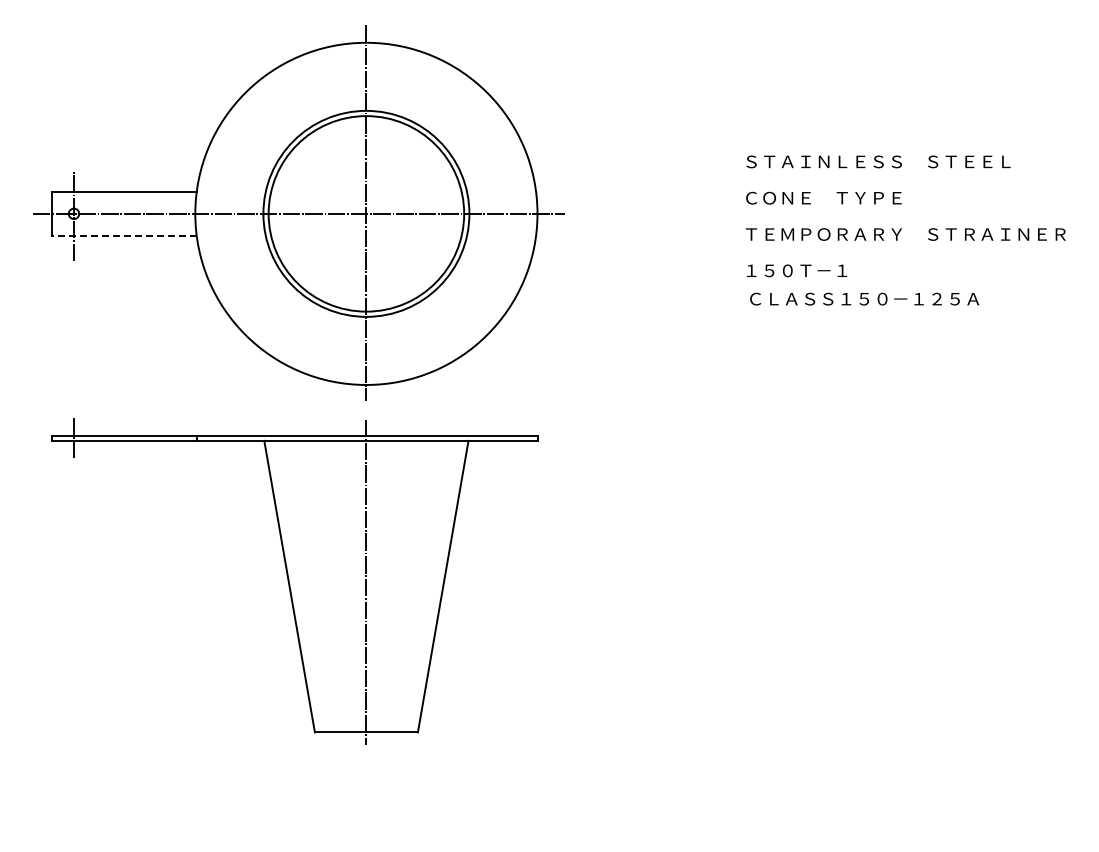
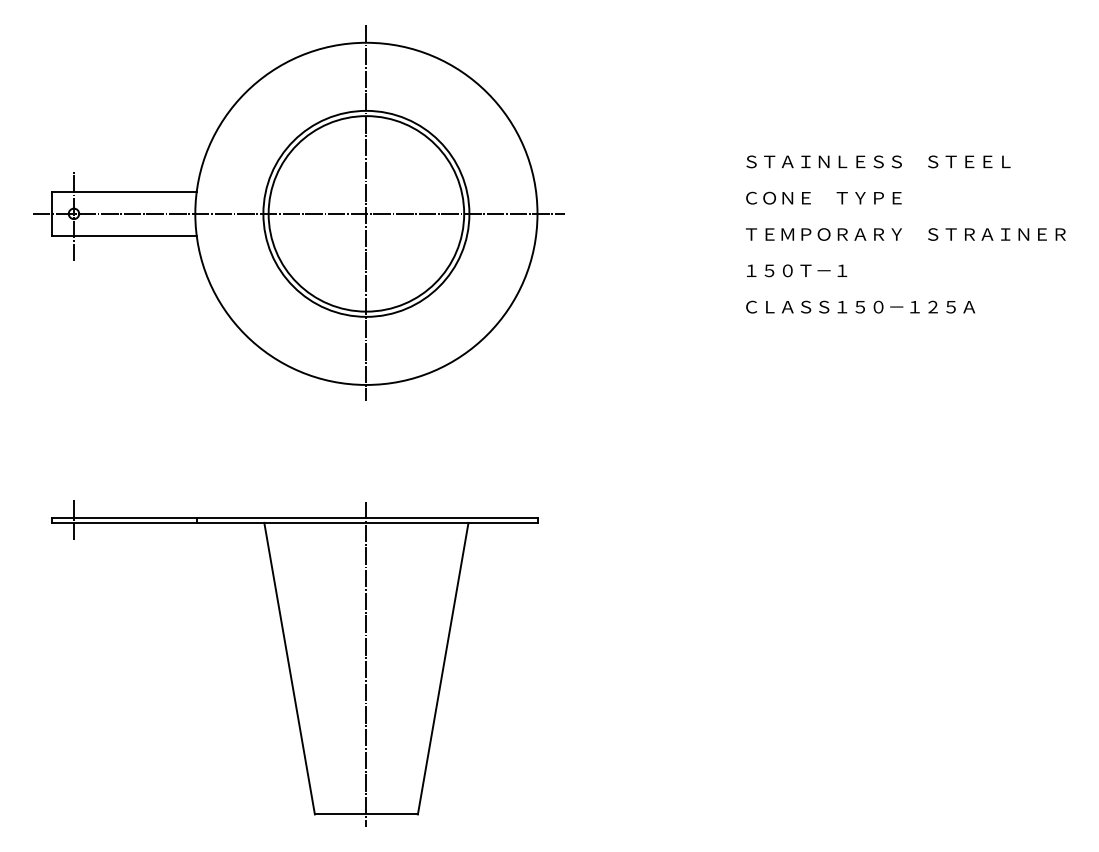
line: dashed -> solid (123, 235)
text position: (864, 298) -> (860, 306) (860, 306)
part position: (294, 581) -> (294, 663) (294, 663)
